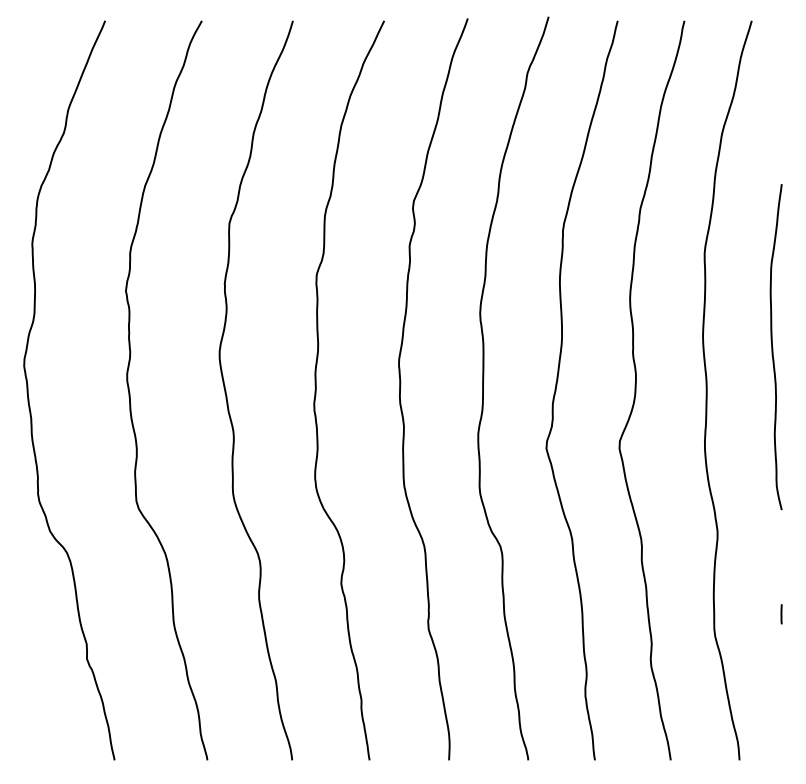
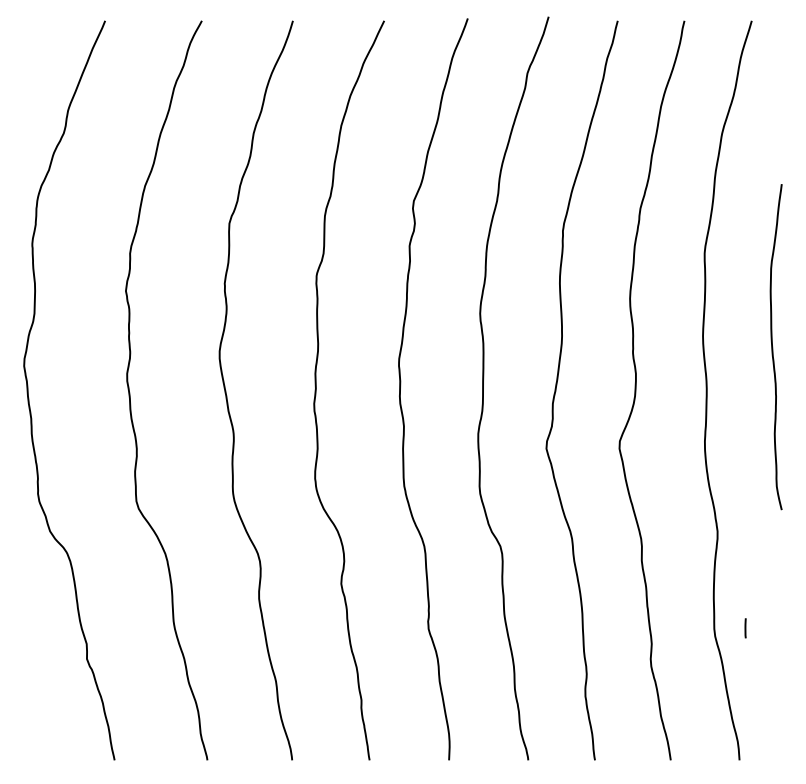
line position: (781, 614) -> (745, 628) (745, 628)
